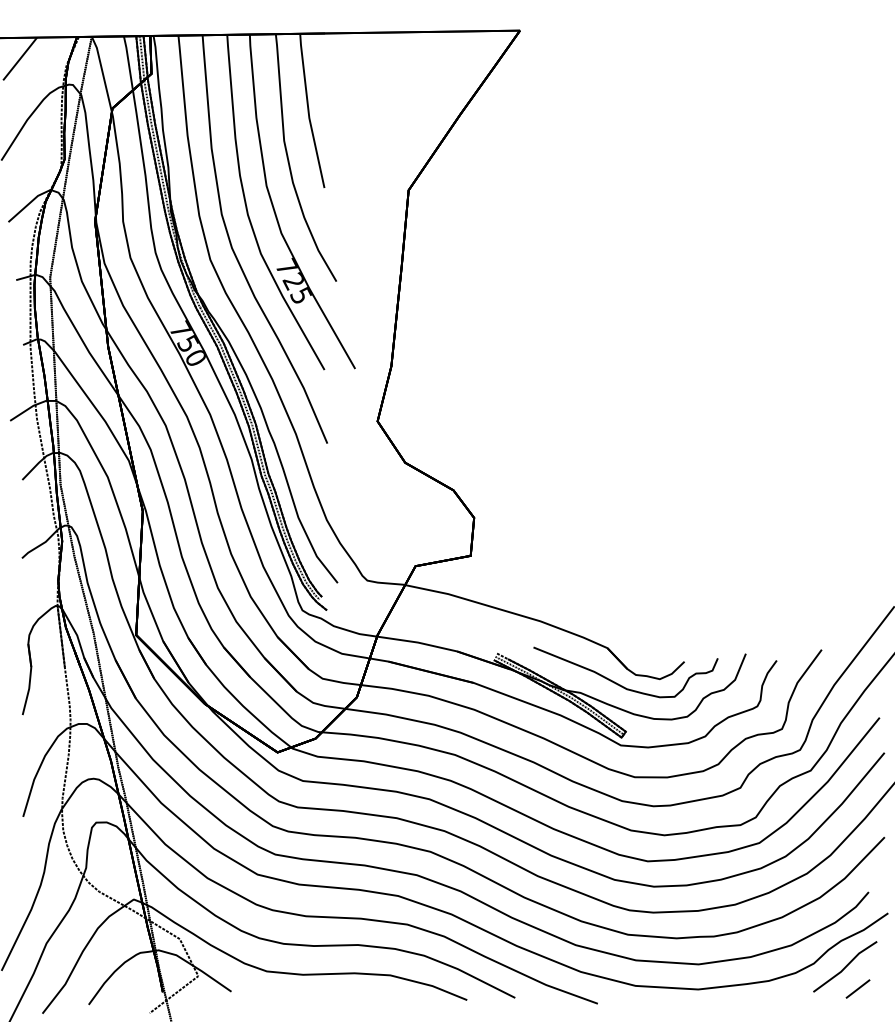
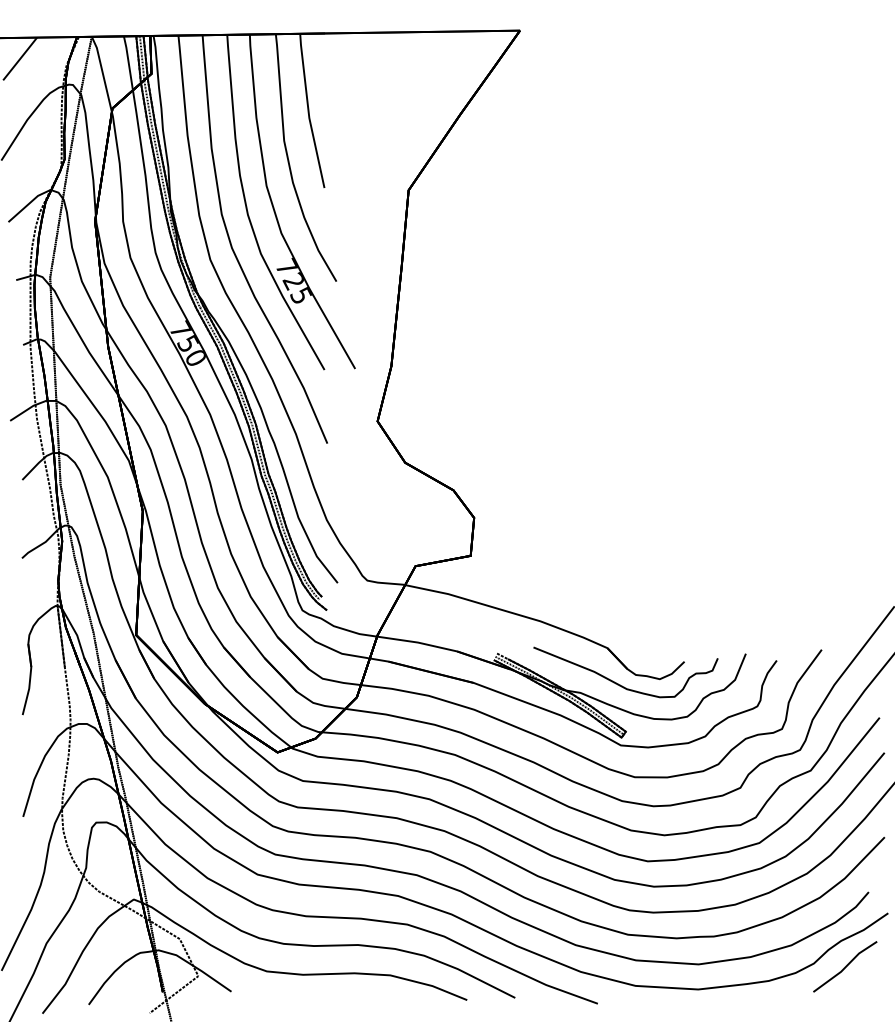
line: present -> none (857, 988)
